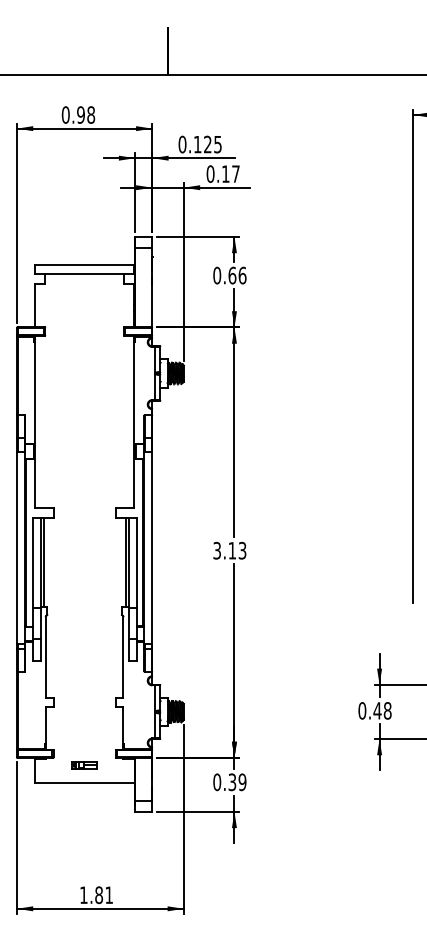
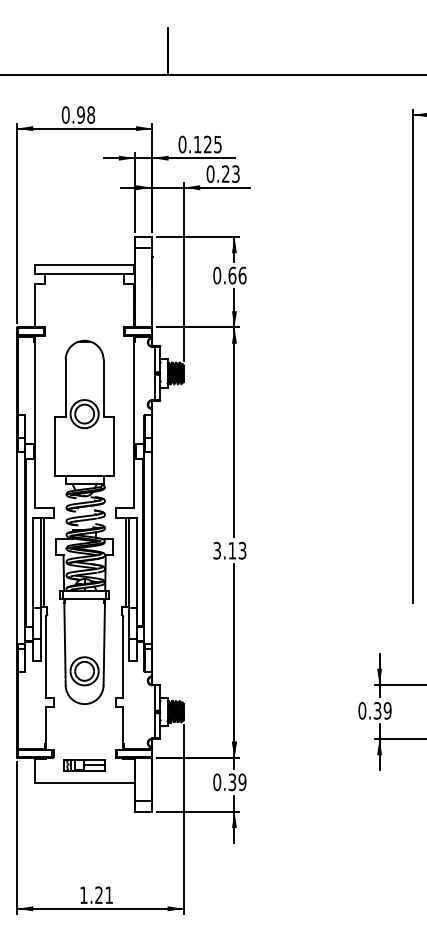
text: 0.17 -> 0.23 (230, 173)
part: none -> present (84, 521)
text: 0.48 -> 0.39 (382, 710)
part size: 27x9 px -> 43x13 px (84, 765)
text: 1.81 -> 1.21 (98, 895)
